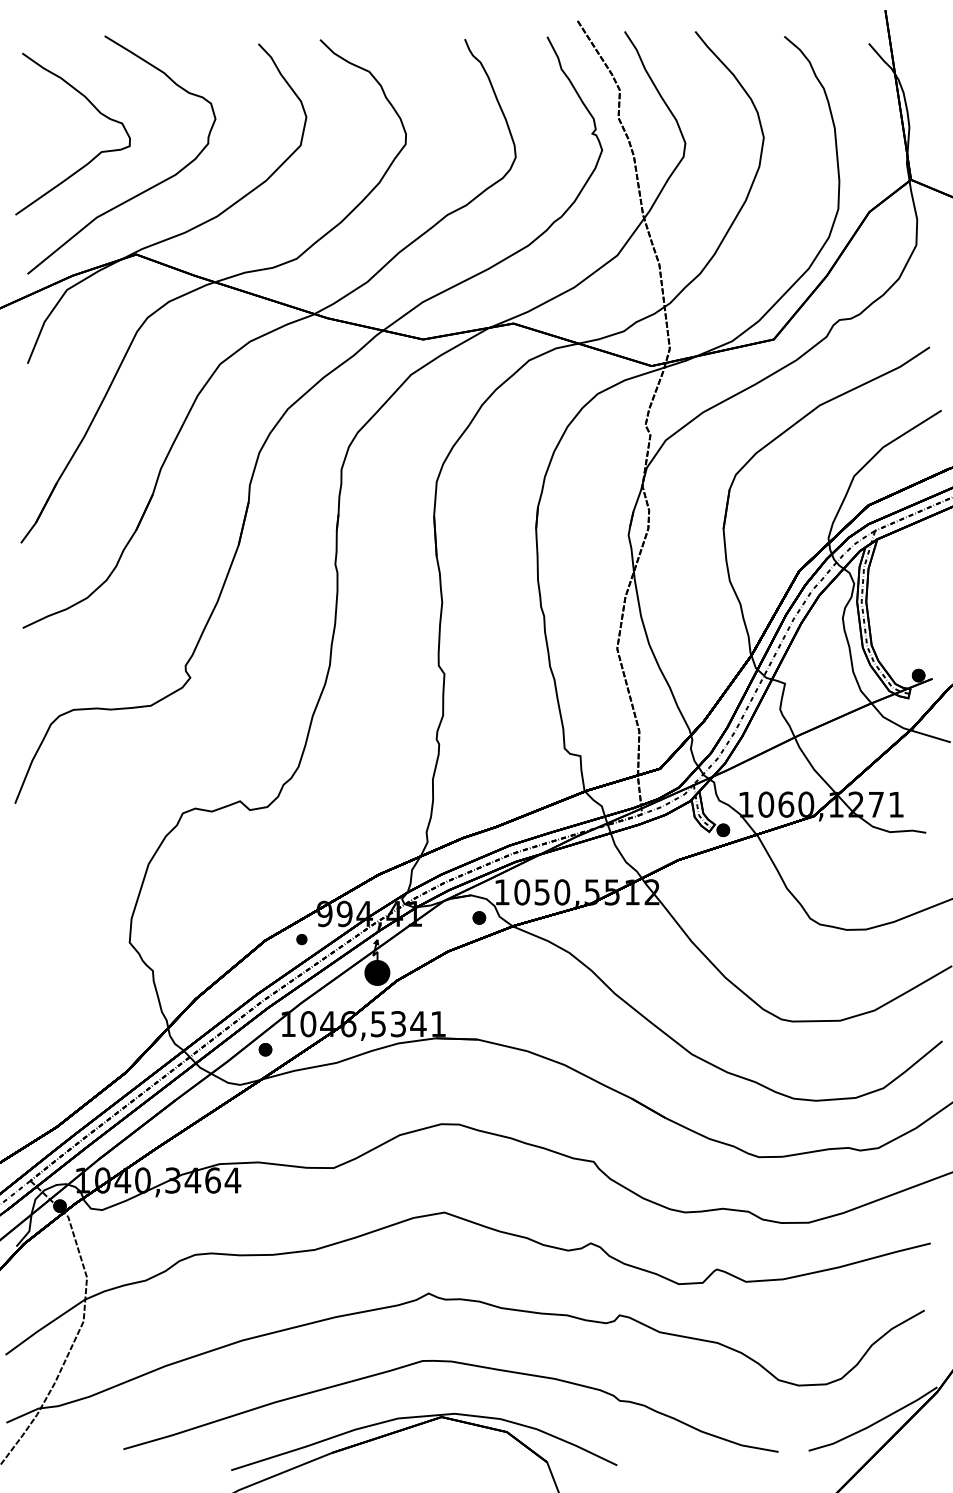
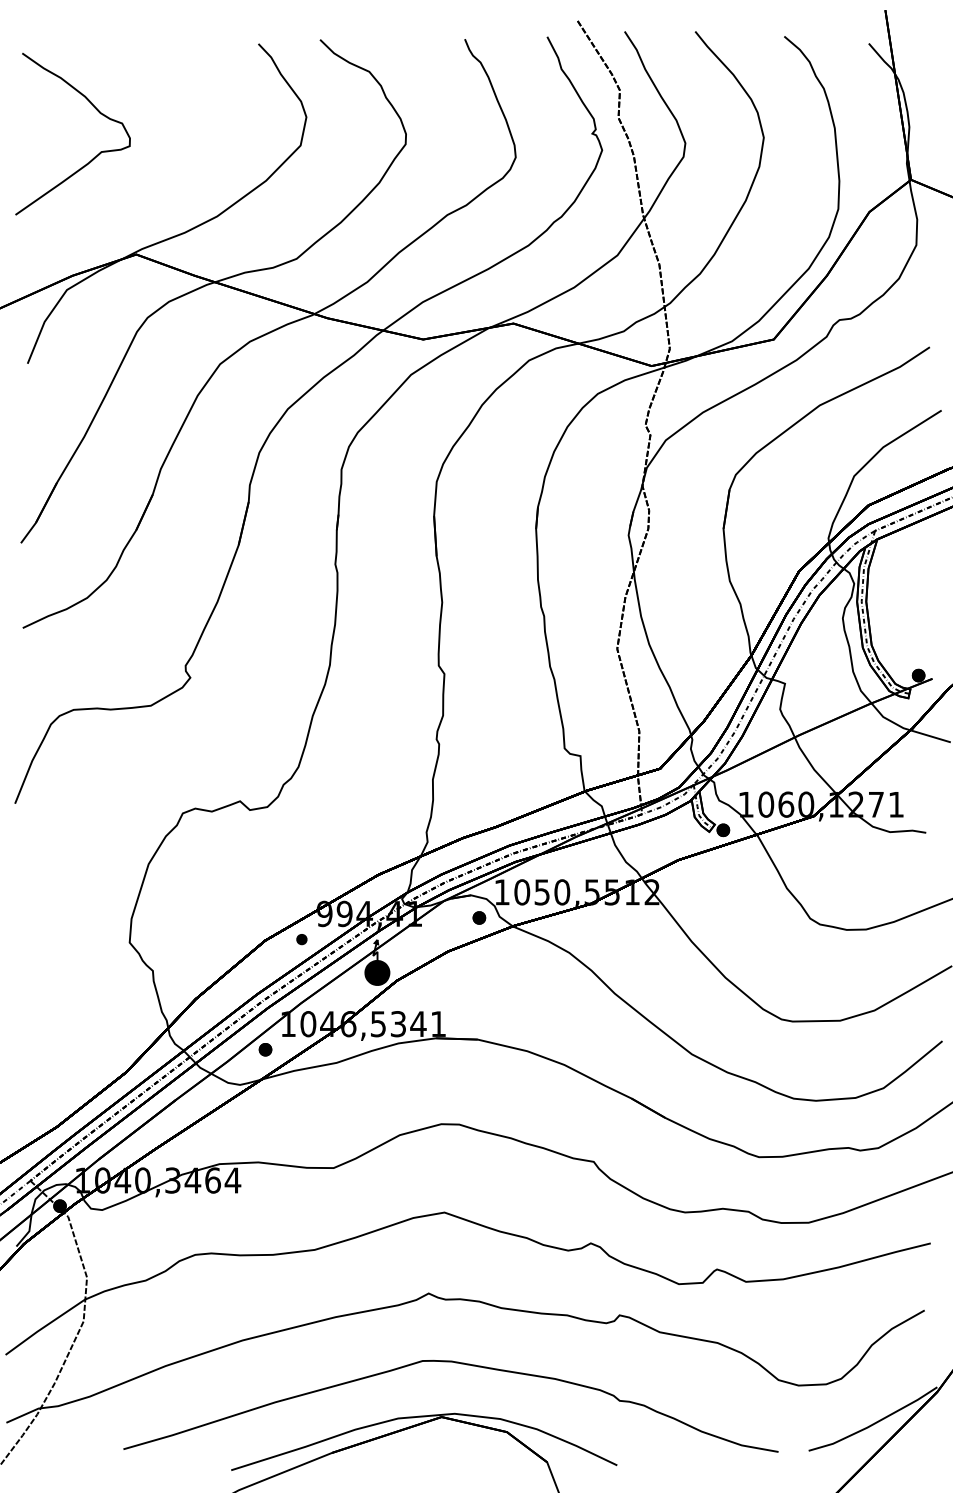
curve: present -> none (140, 192)
